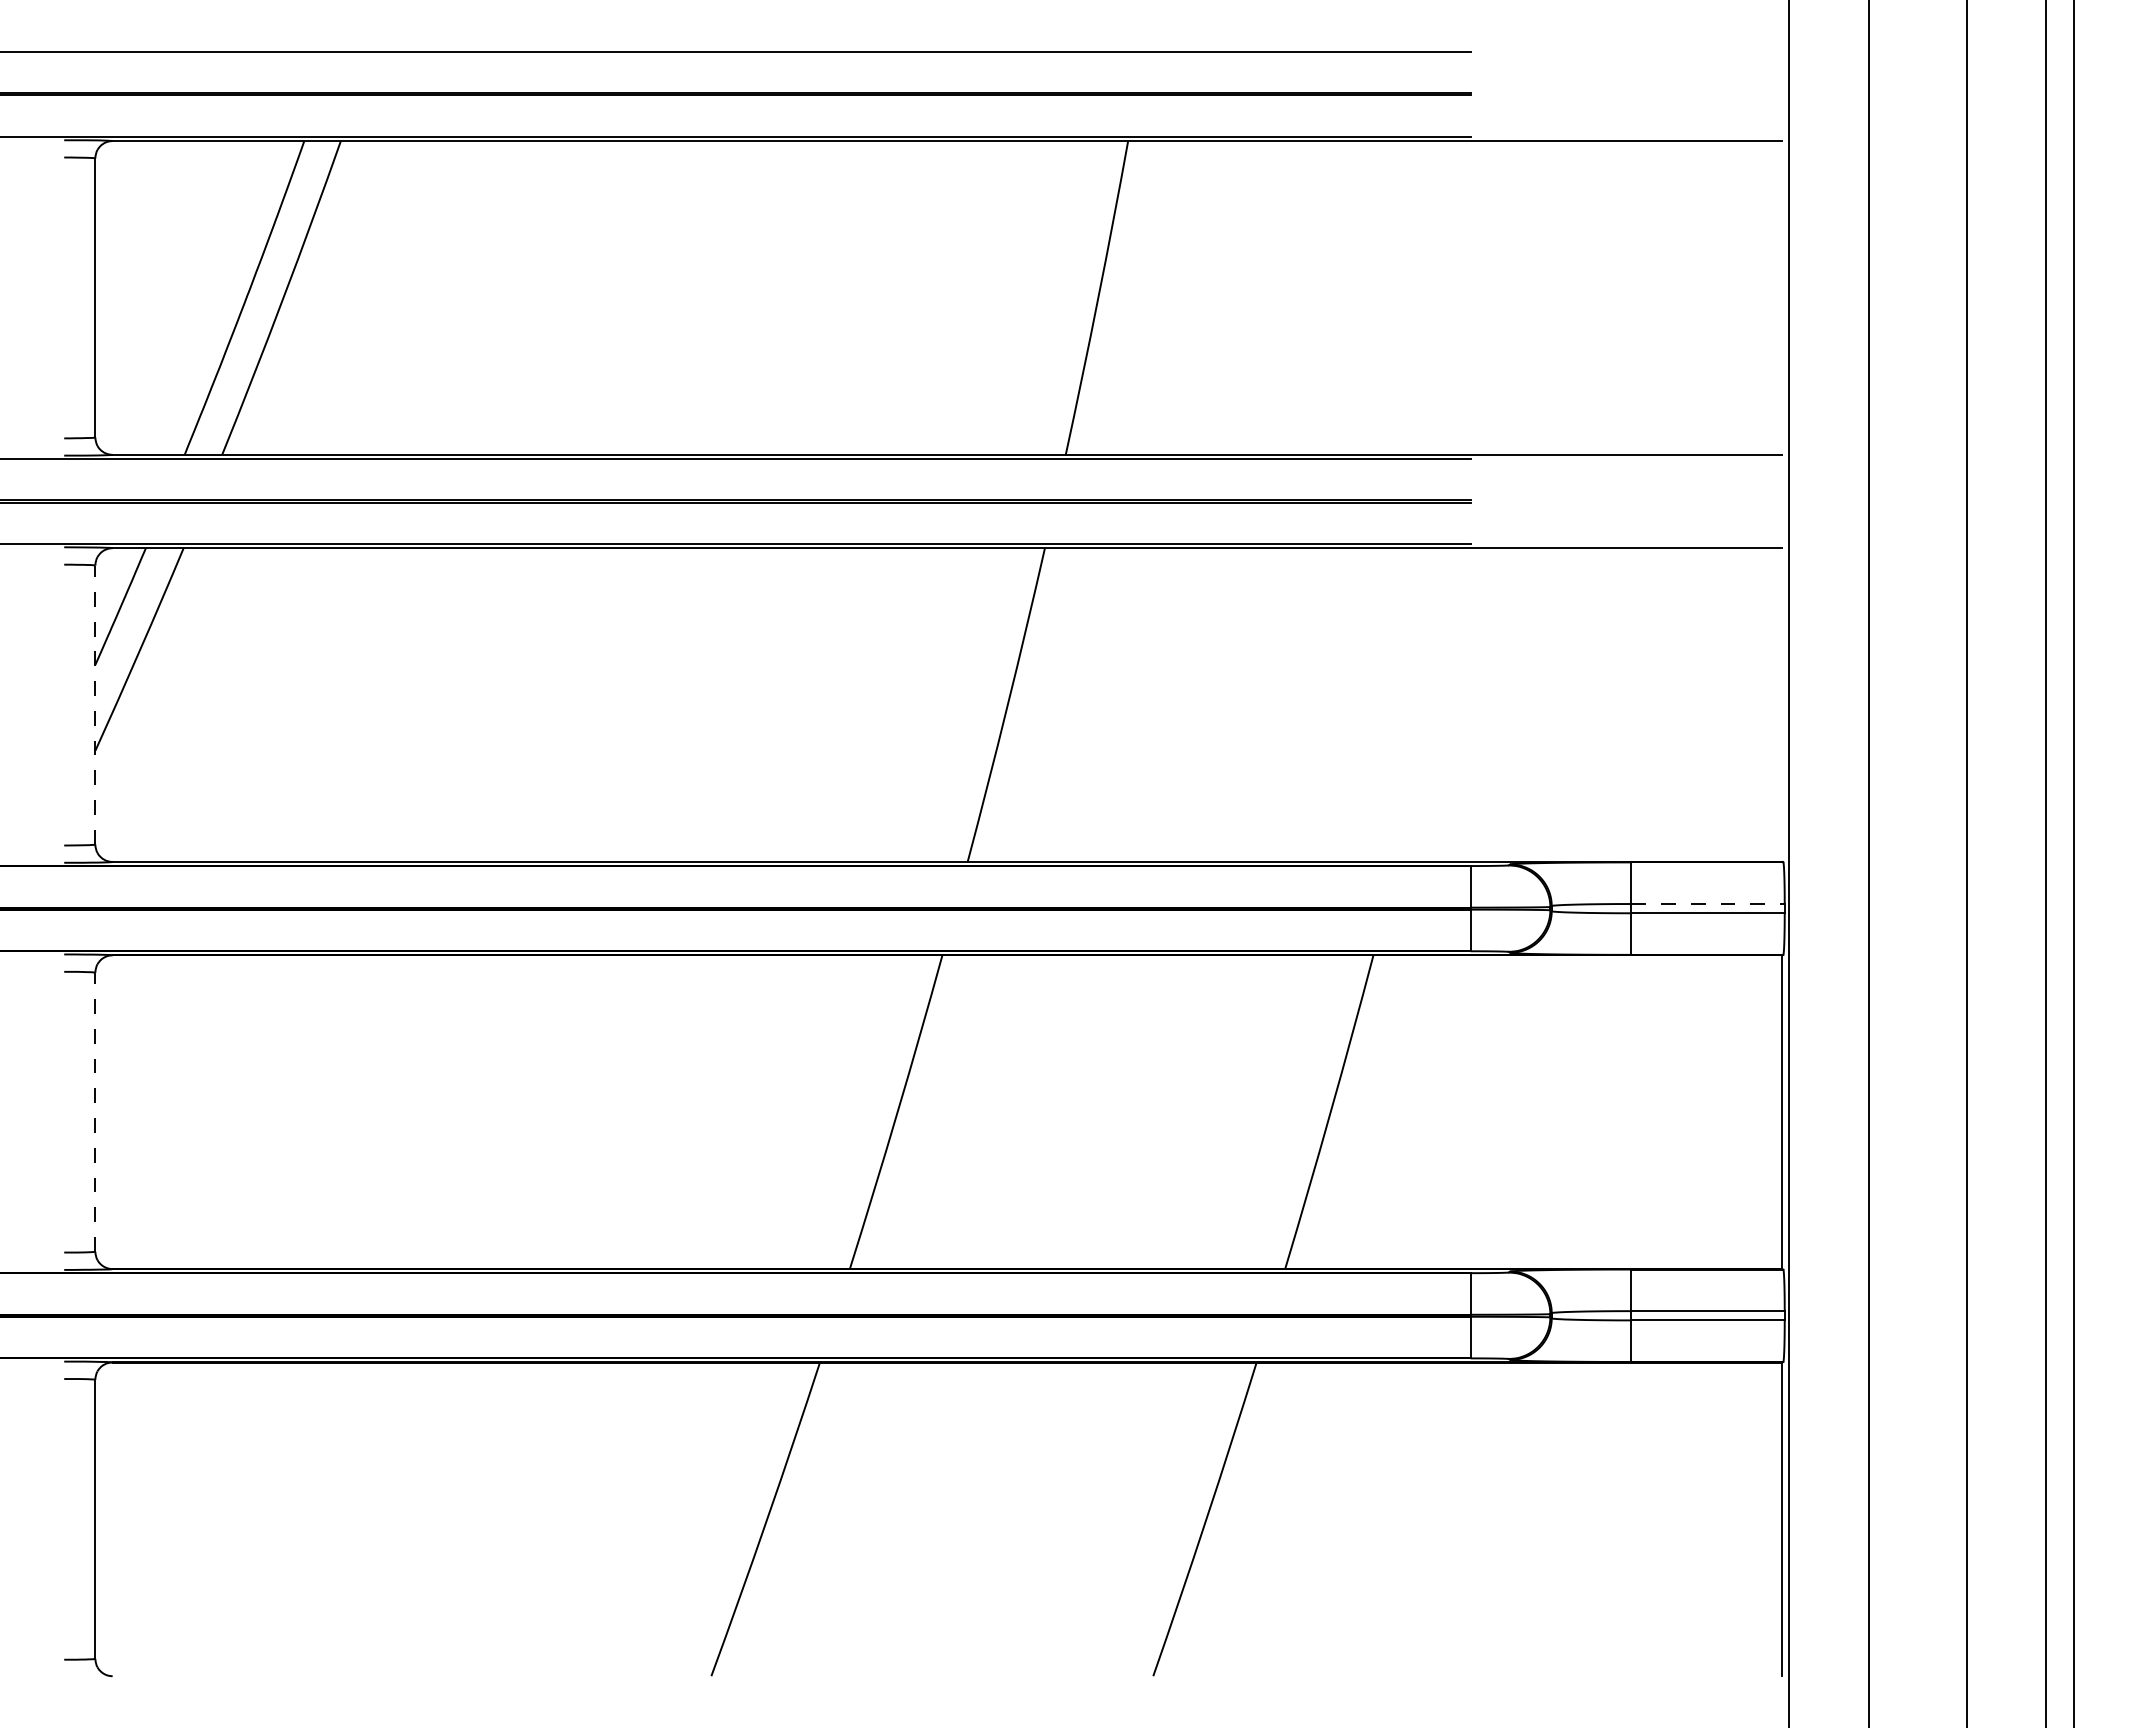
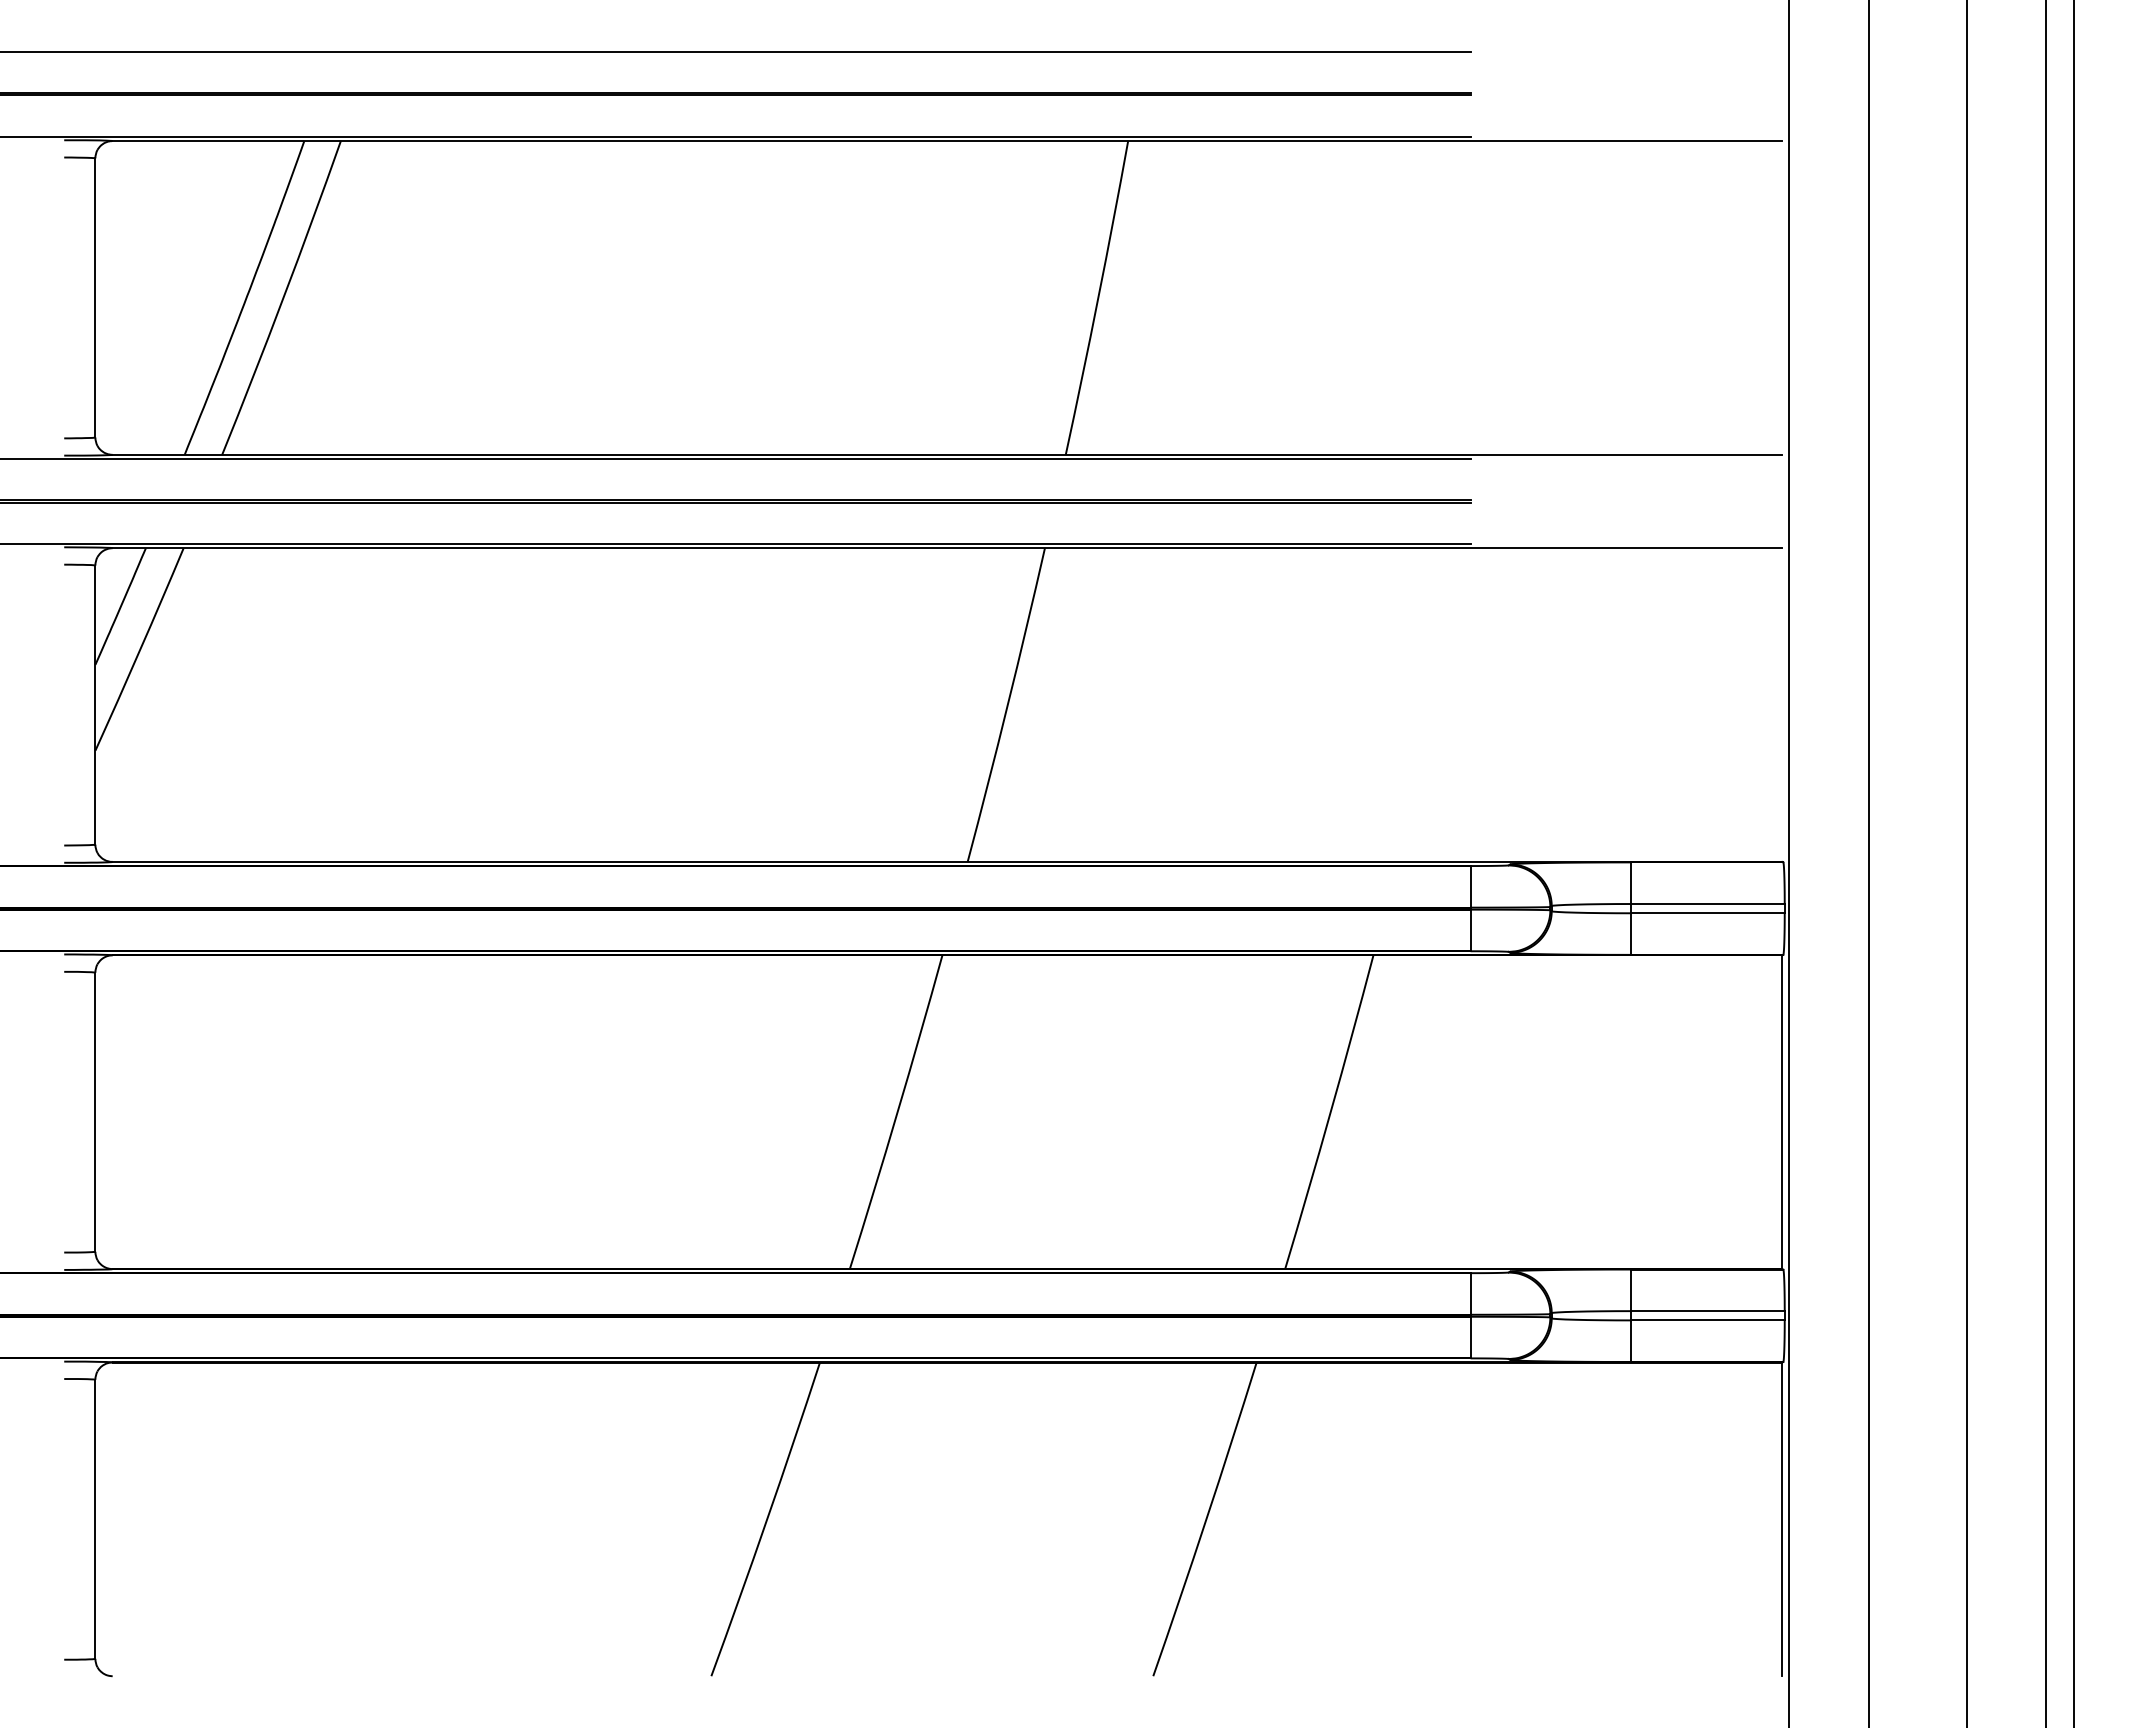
line: dashed -> solid (95, 705)
line: dashed -> solid (1708, 904)
line: dashed -> solid (95, 1112)
